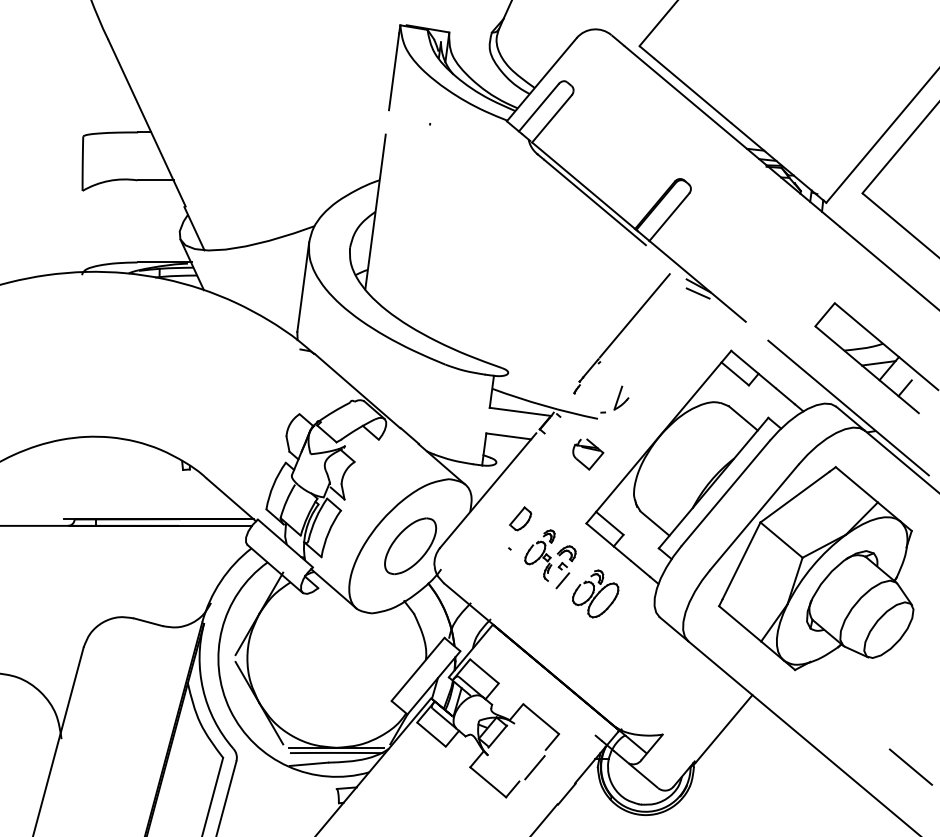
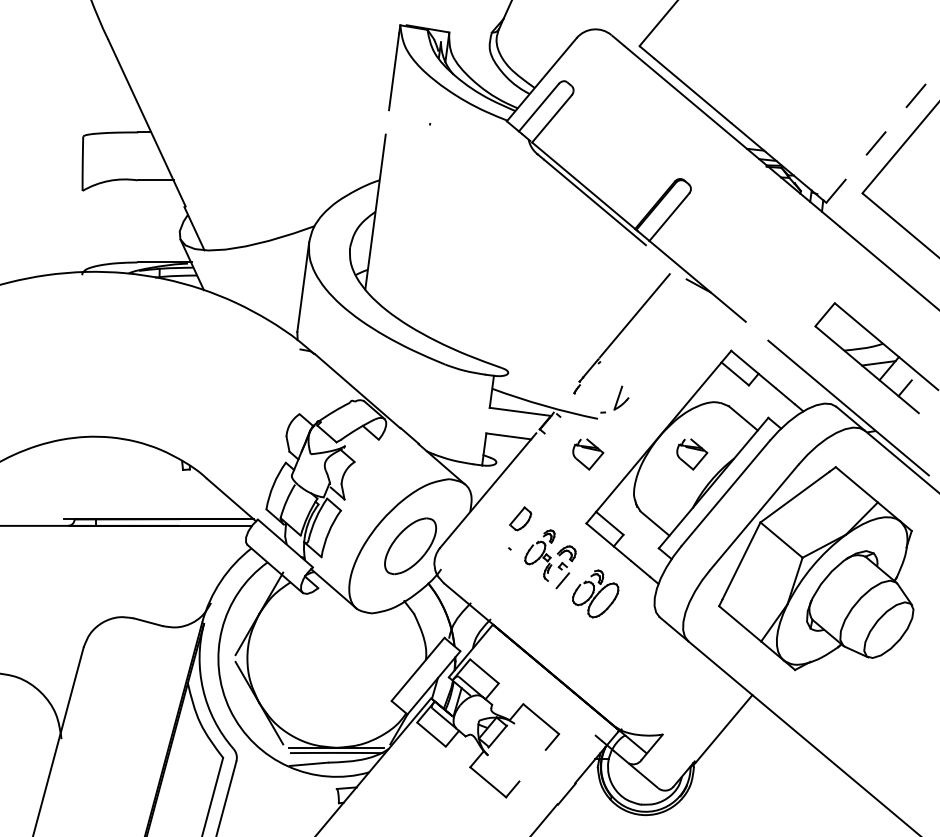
line: solid -> dashed (883, 134)
line: present -> none (697, 293)
part: none -> present (692, 454)
line: present -> none (910, 766)
line: present -> none (534, 767)
